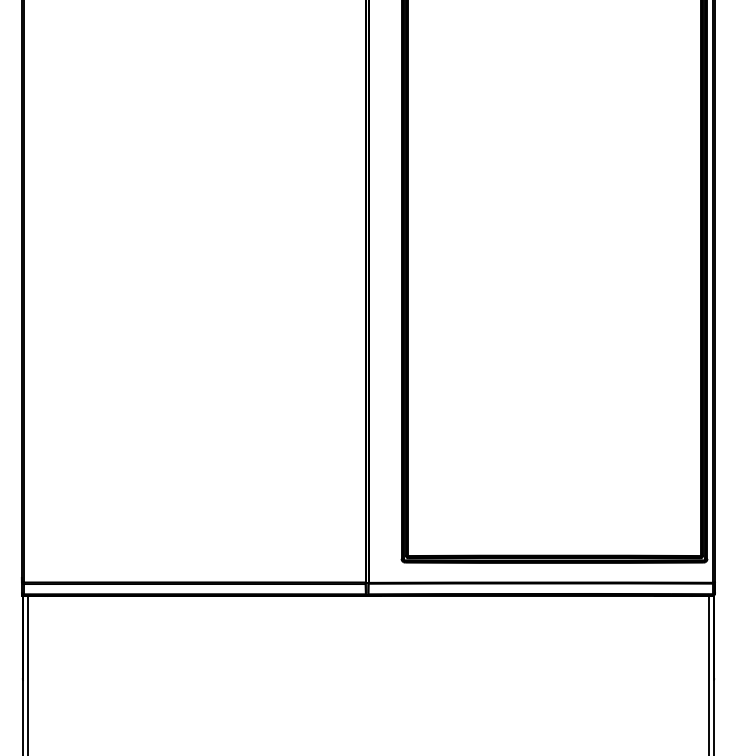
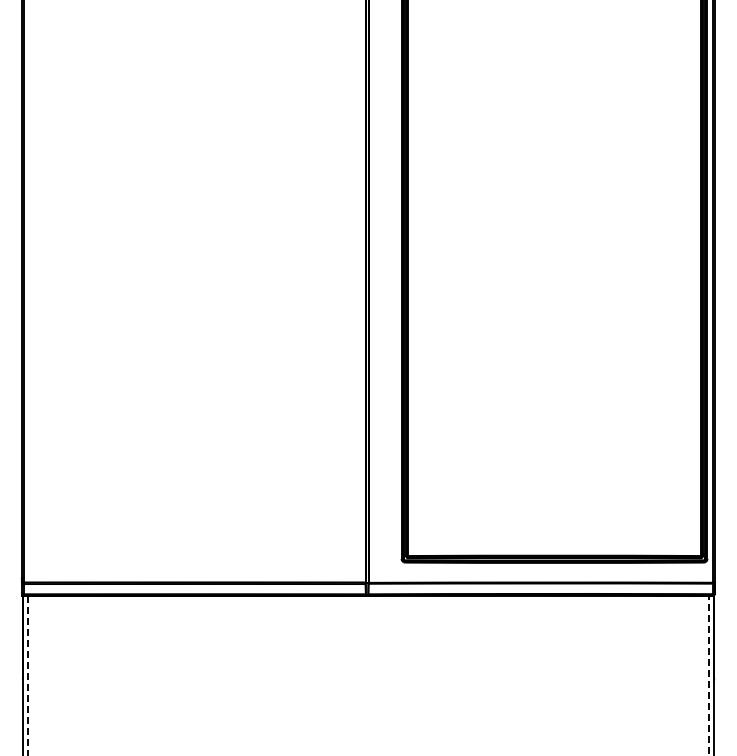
line: solid -> dashed (28, 675)
line: solid -> dashed (708, 675)
